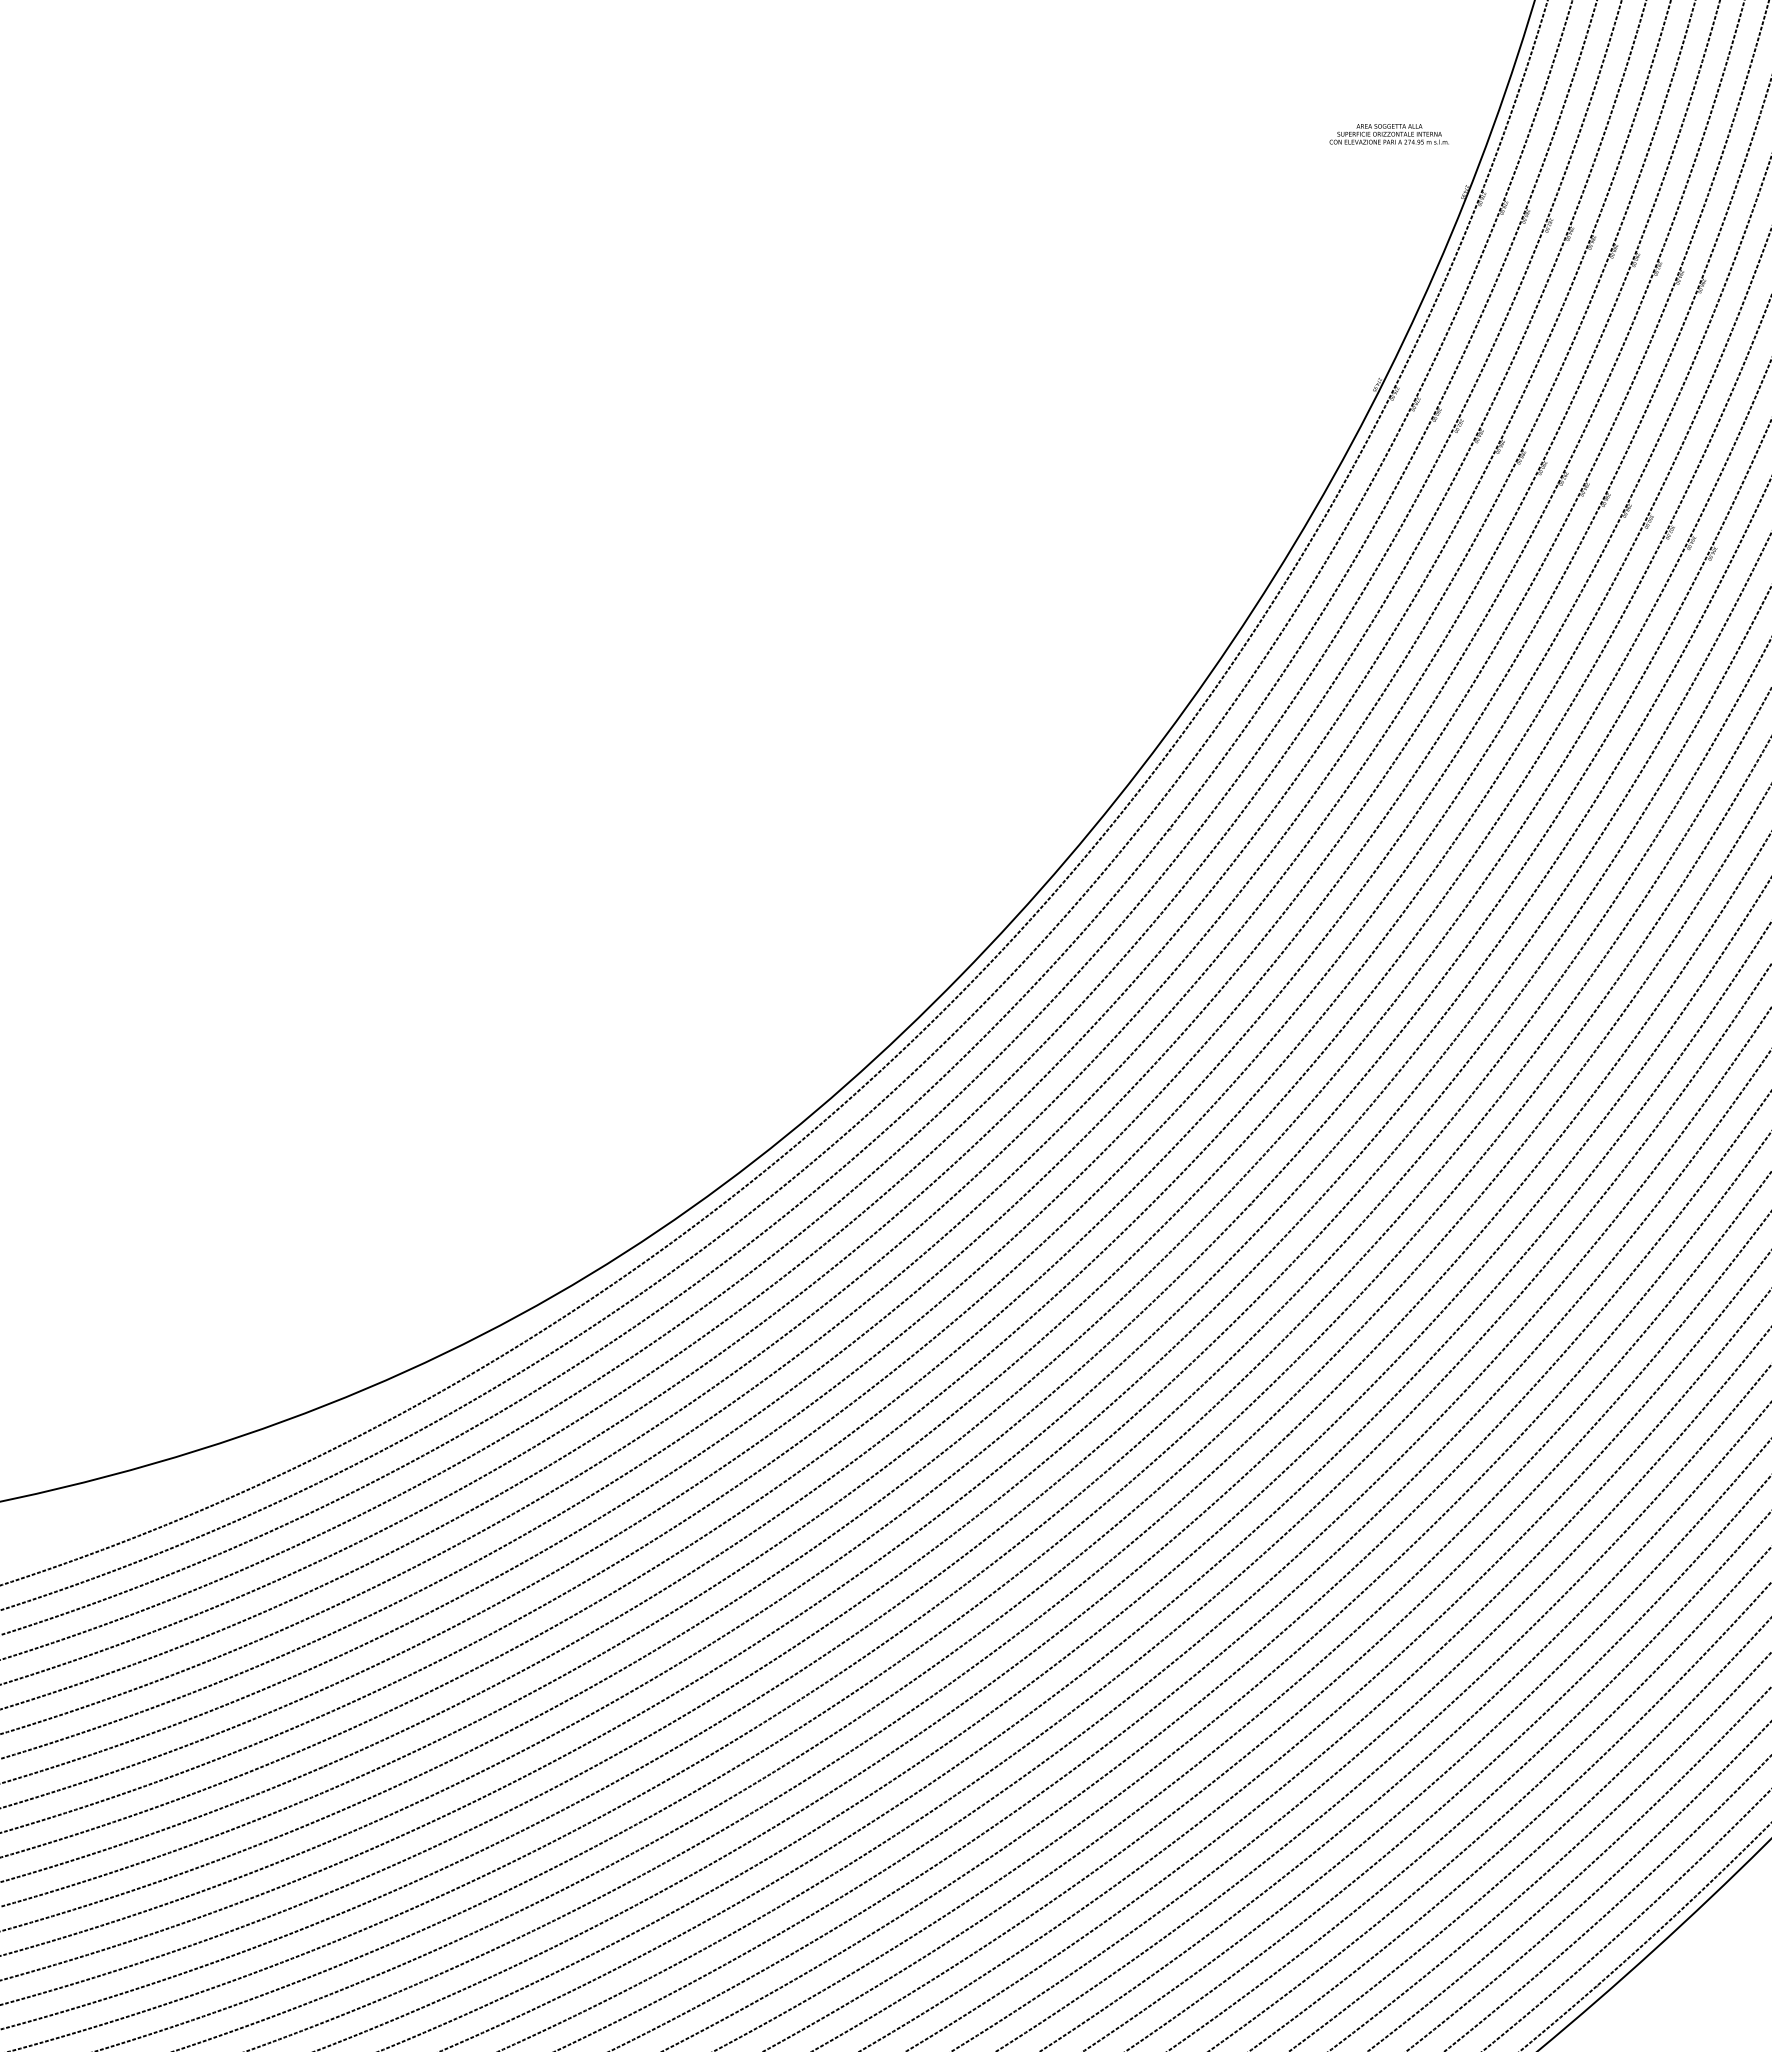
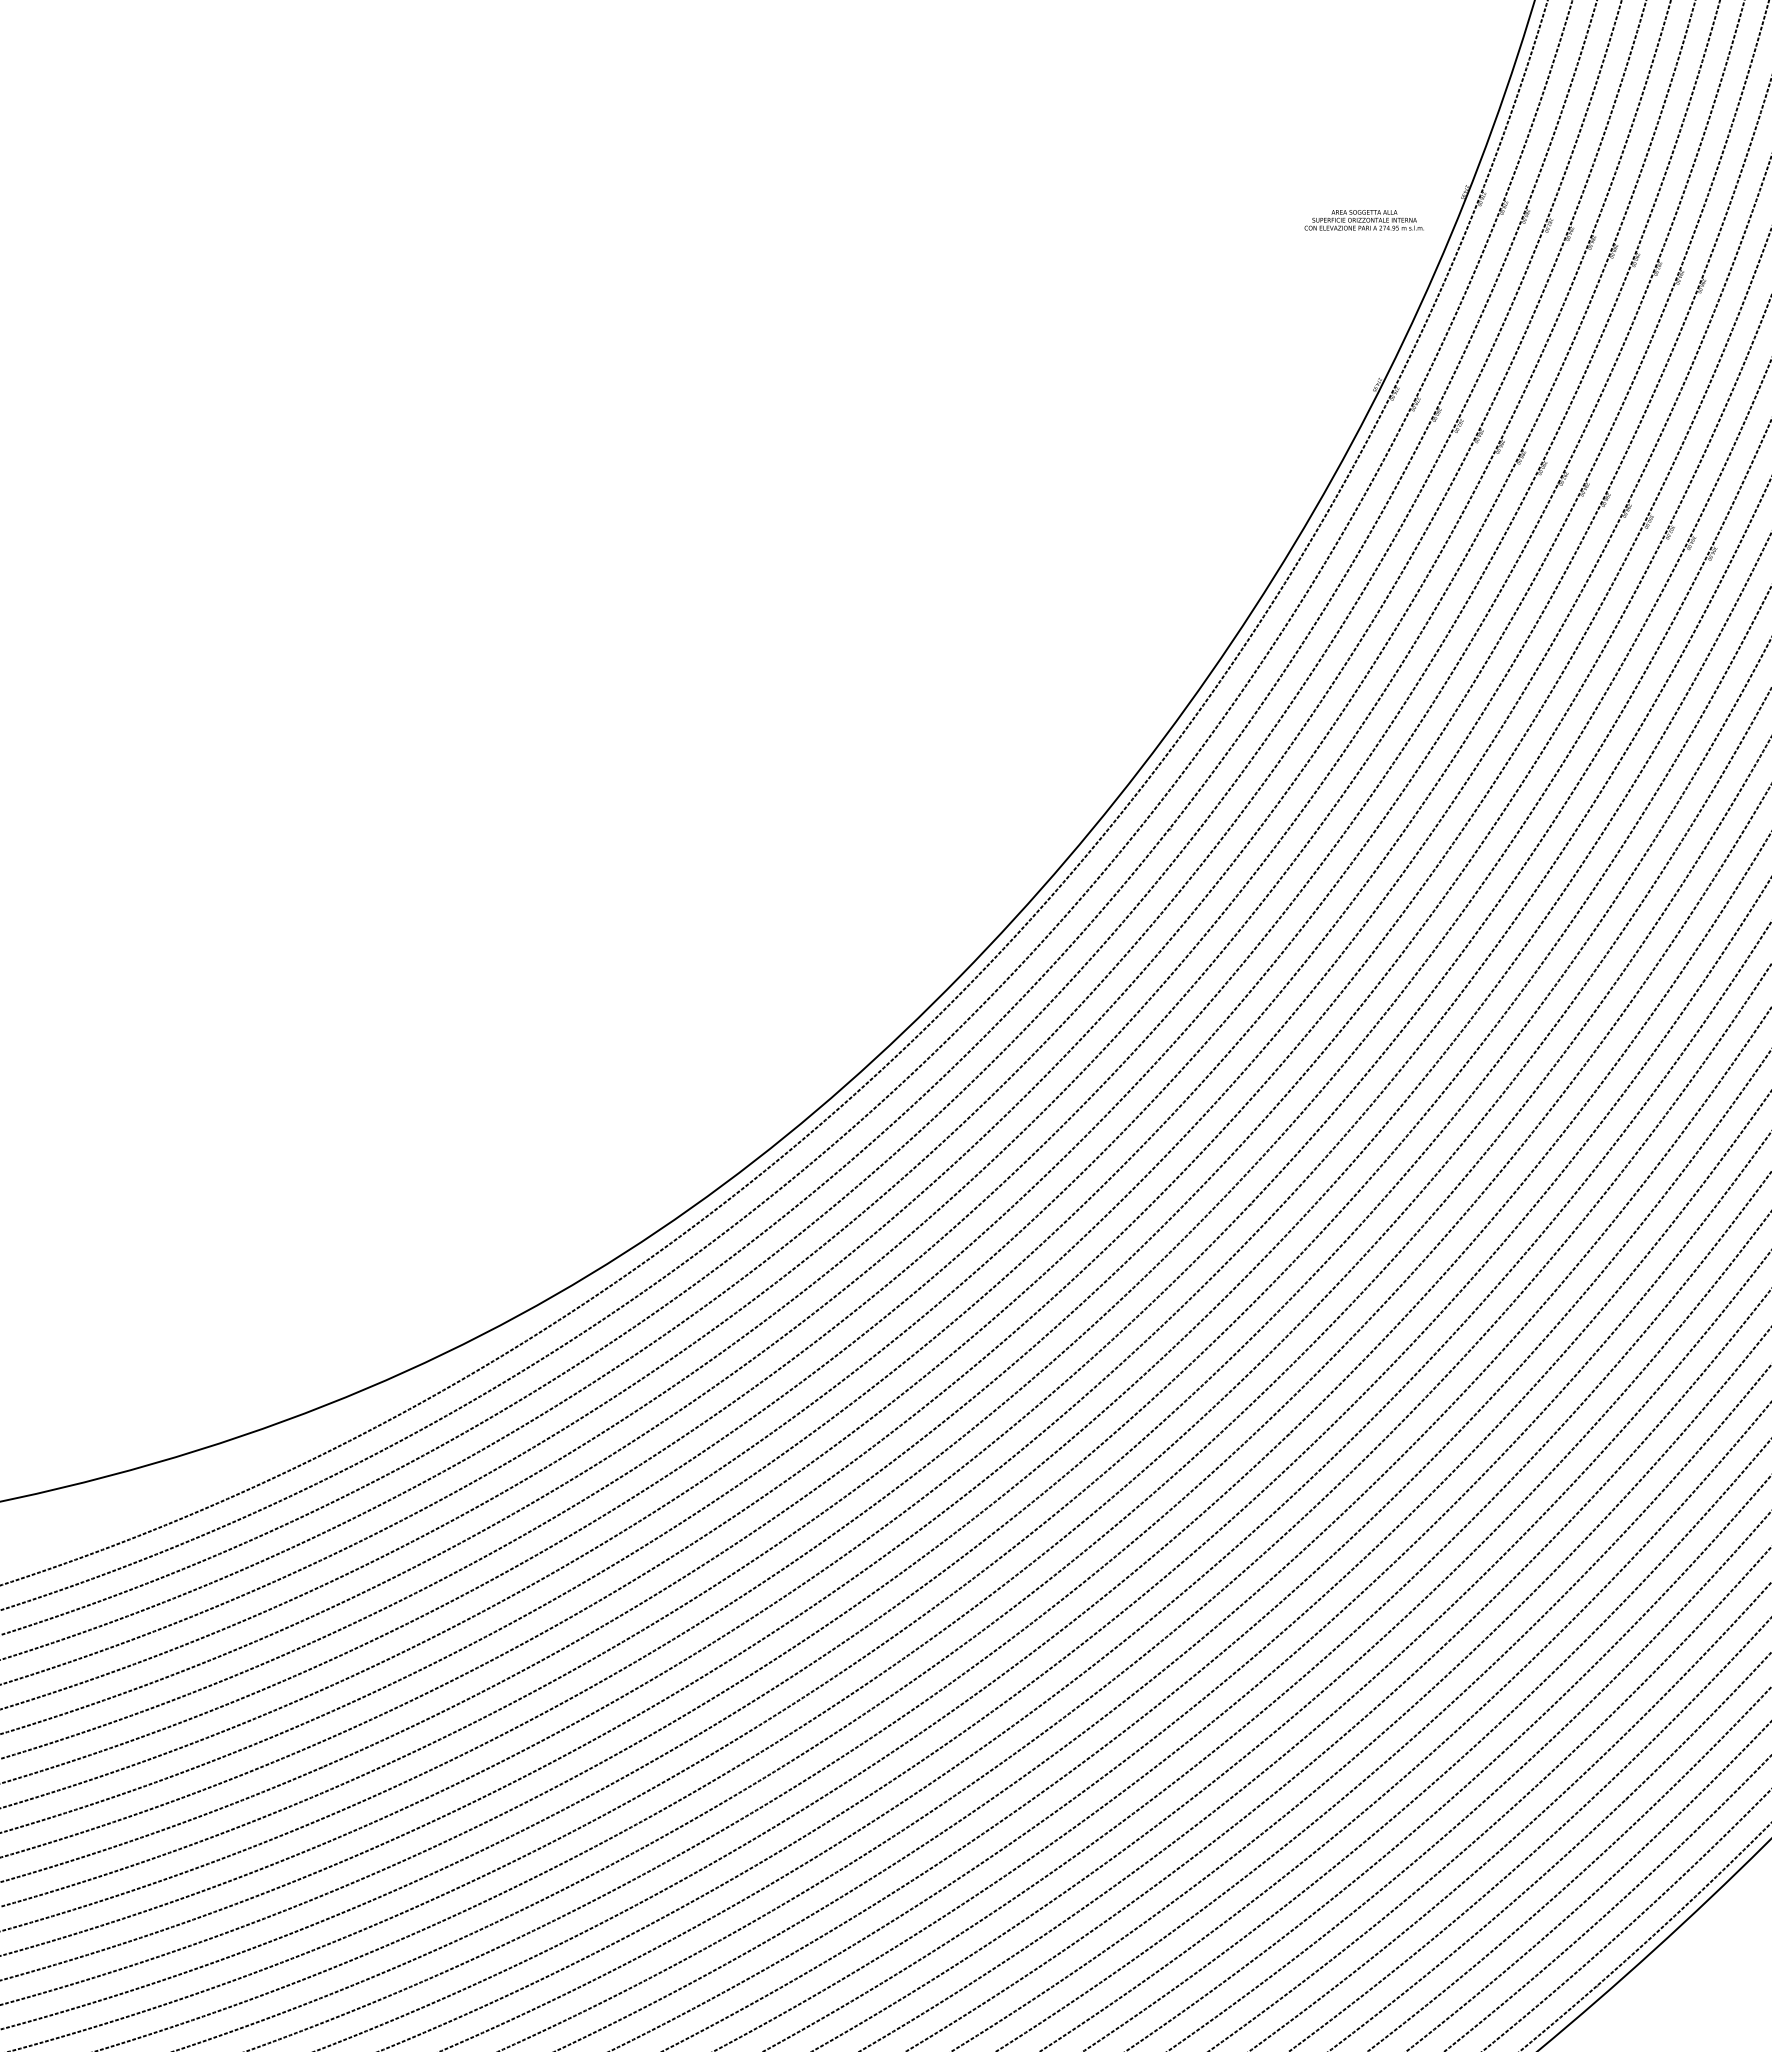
text position: (1388, 134) -> (1363, 220) (1363, 220)
